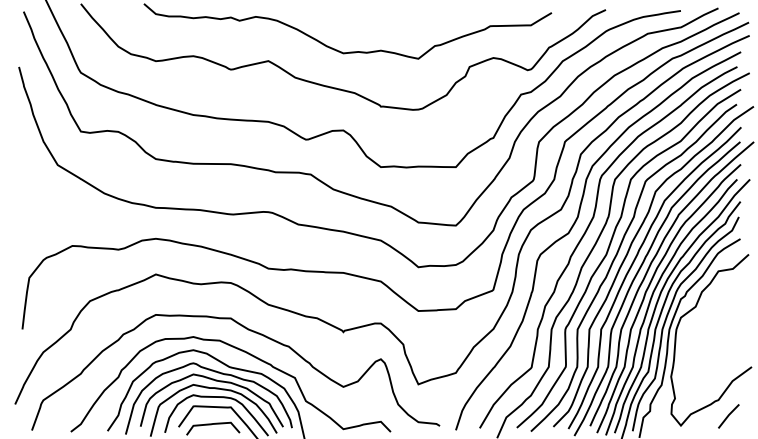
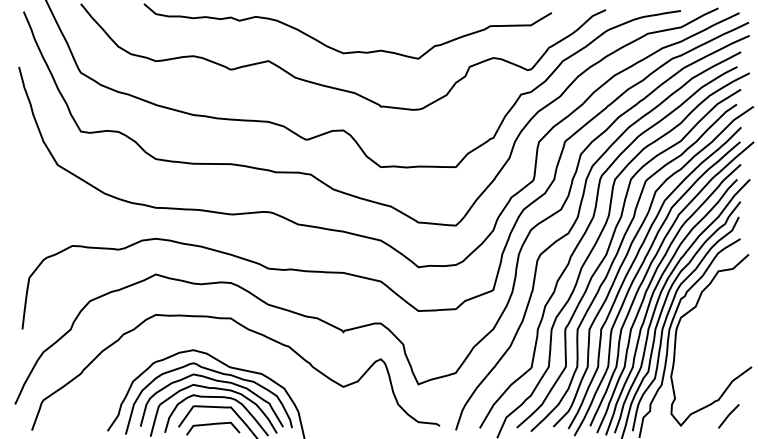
curve: present -> none (241, 351)
